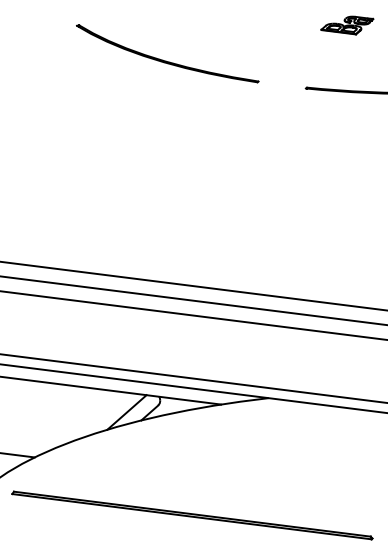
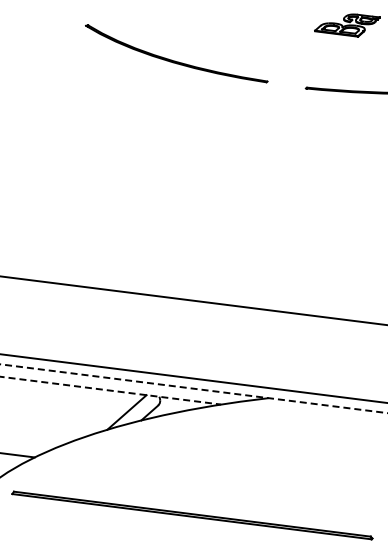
part size: 55x21 px -> 67x25 px (347, 25)
part position: (166, 60) -> (175, 60) (175, 60)
line: present -> none (193, 286)
line: present -> none (193, 315)
line: solid -> dashed (194, 388)
line: solid -> dashed (111, 390)
